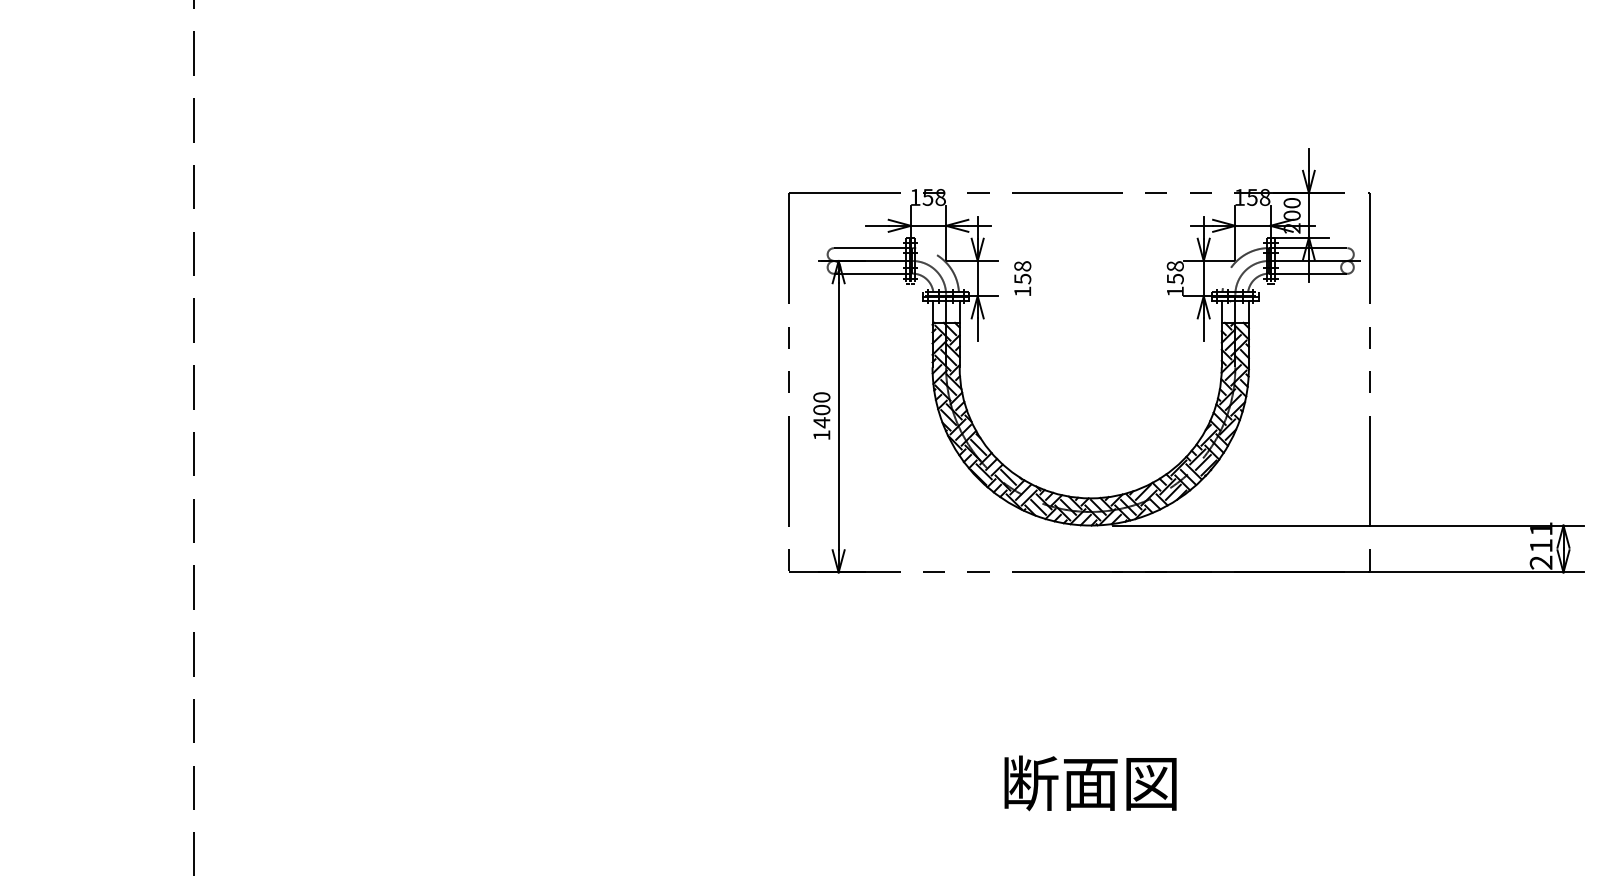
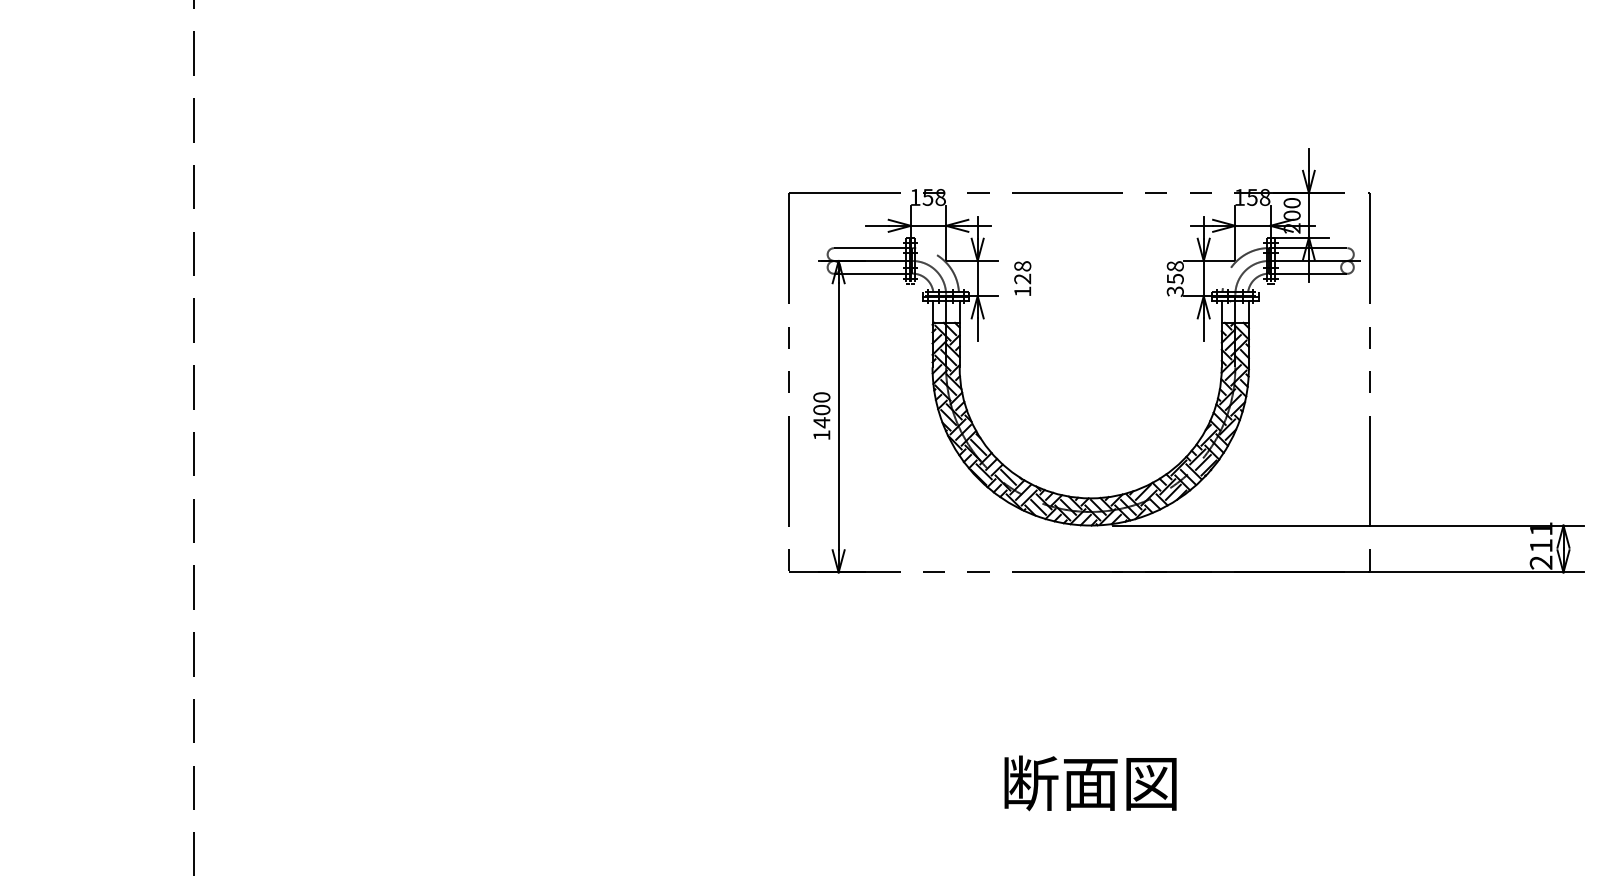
text: 158 -> 128 (1022, 278)
text: 158 -> 358 (1174, 291)
